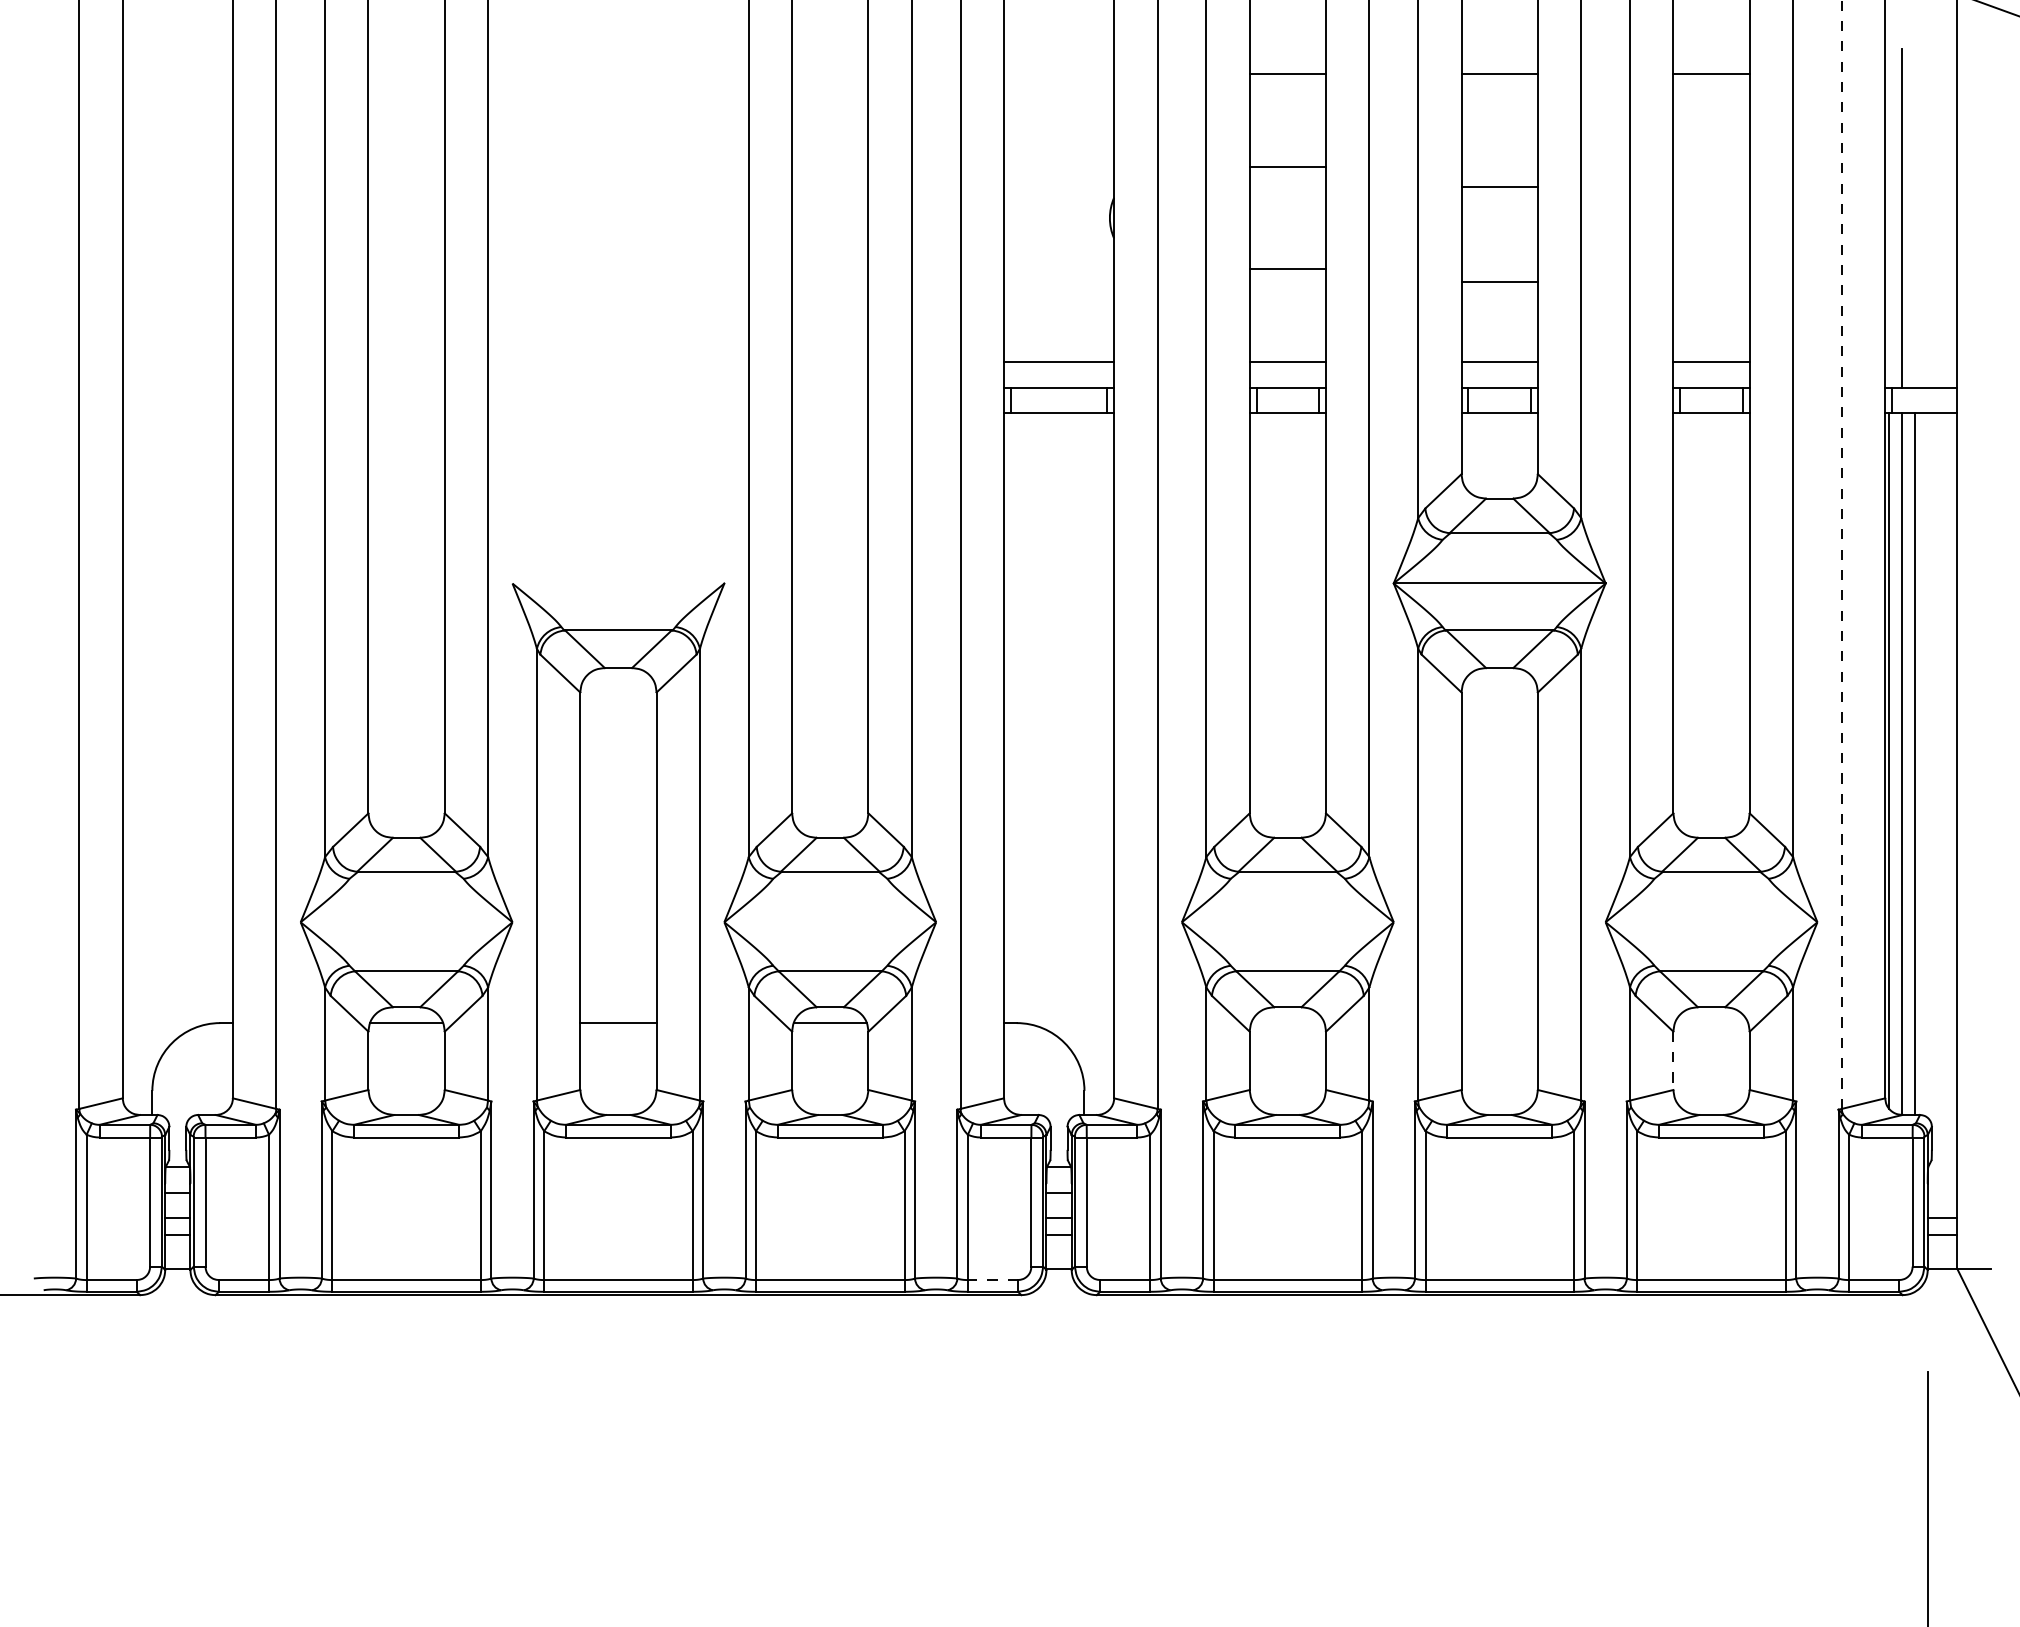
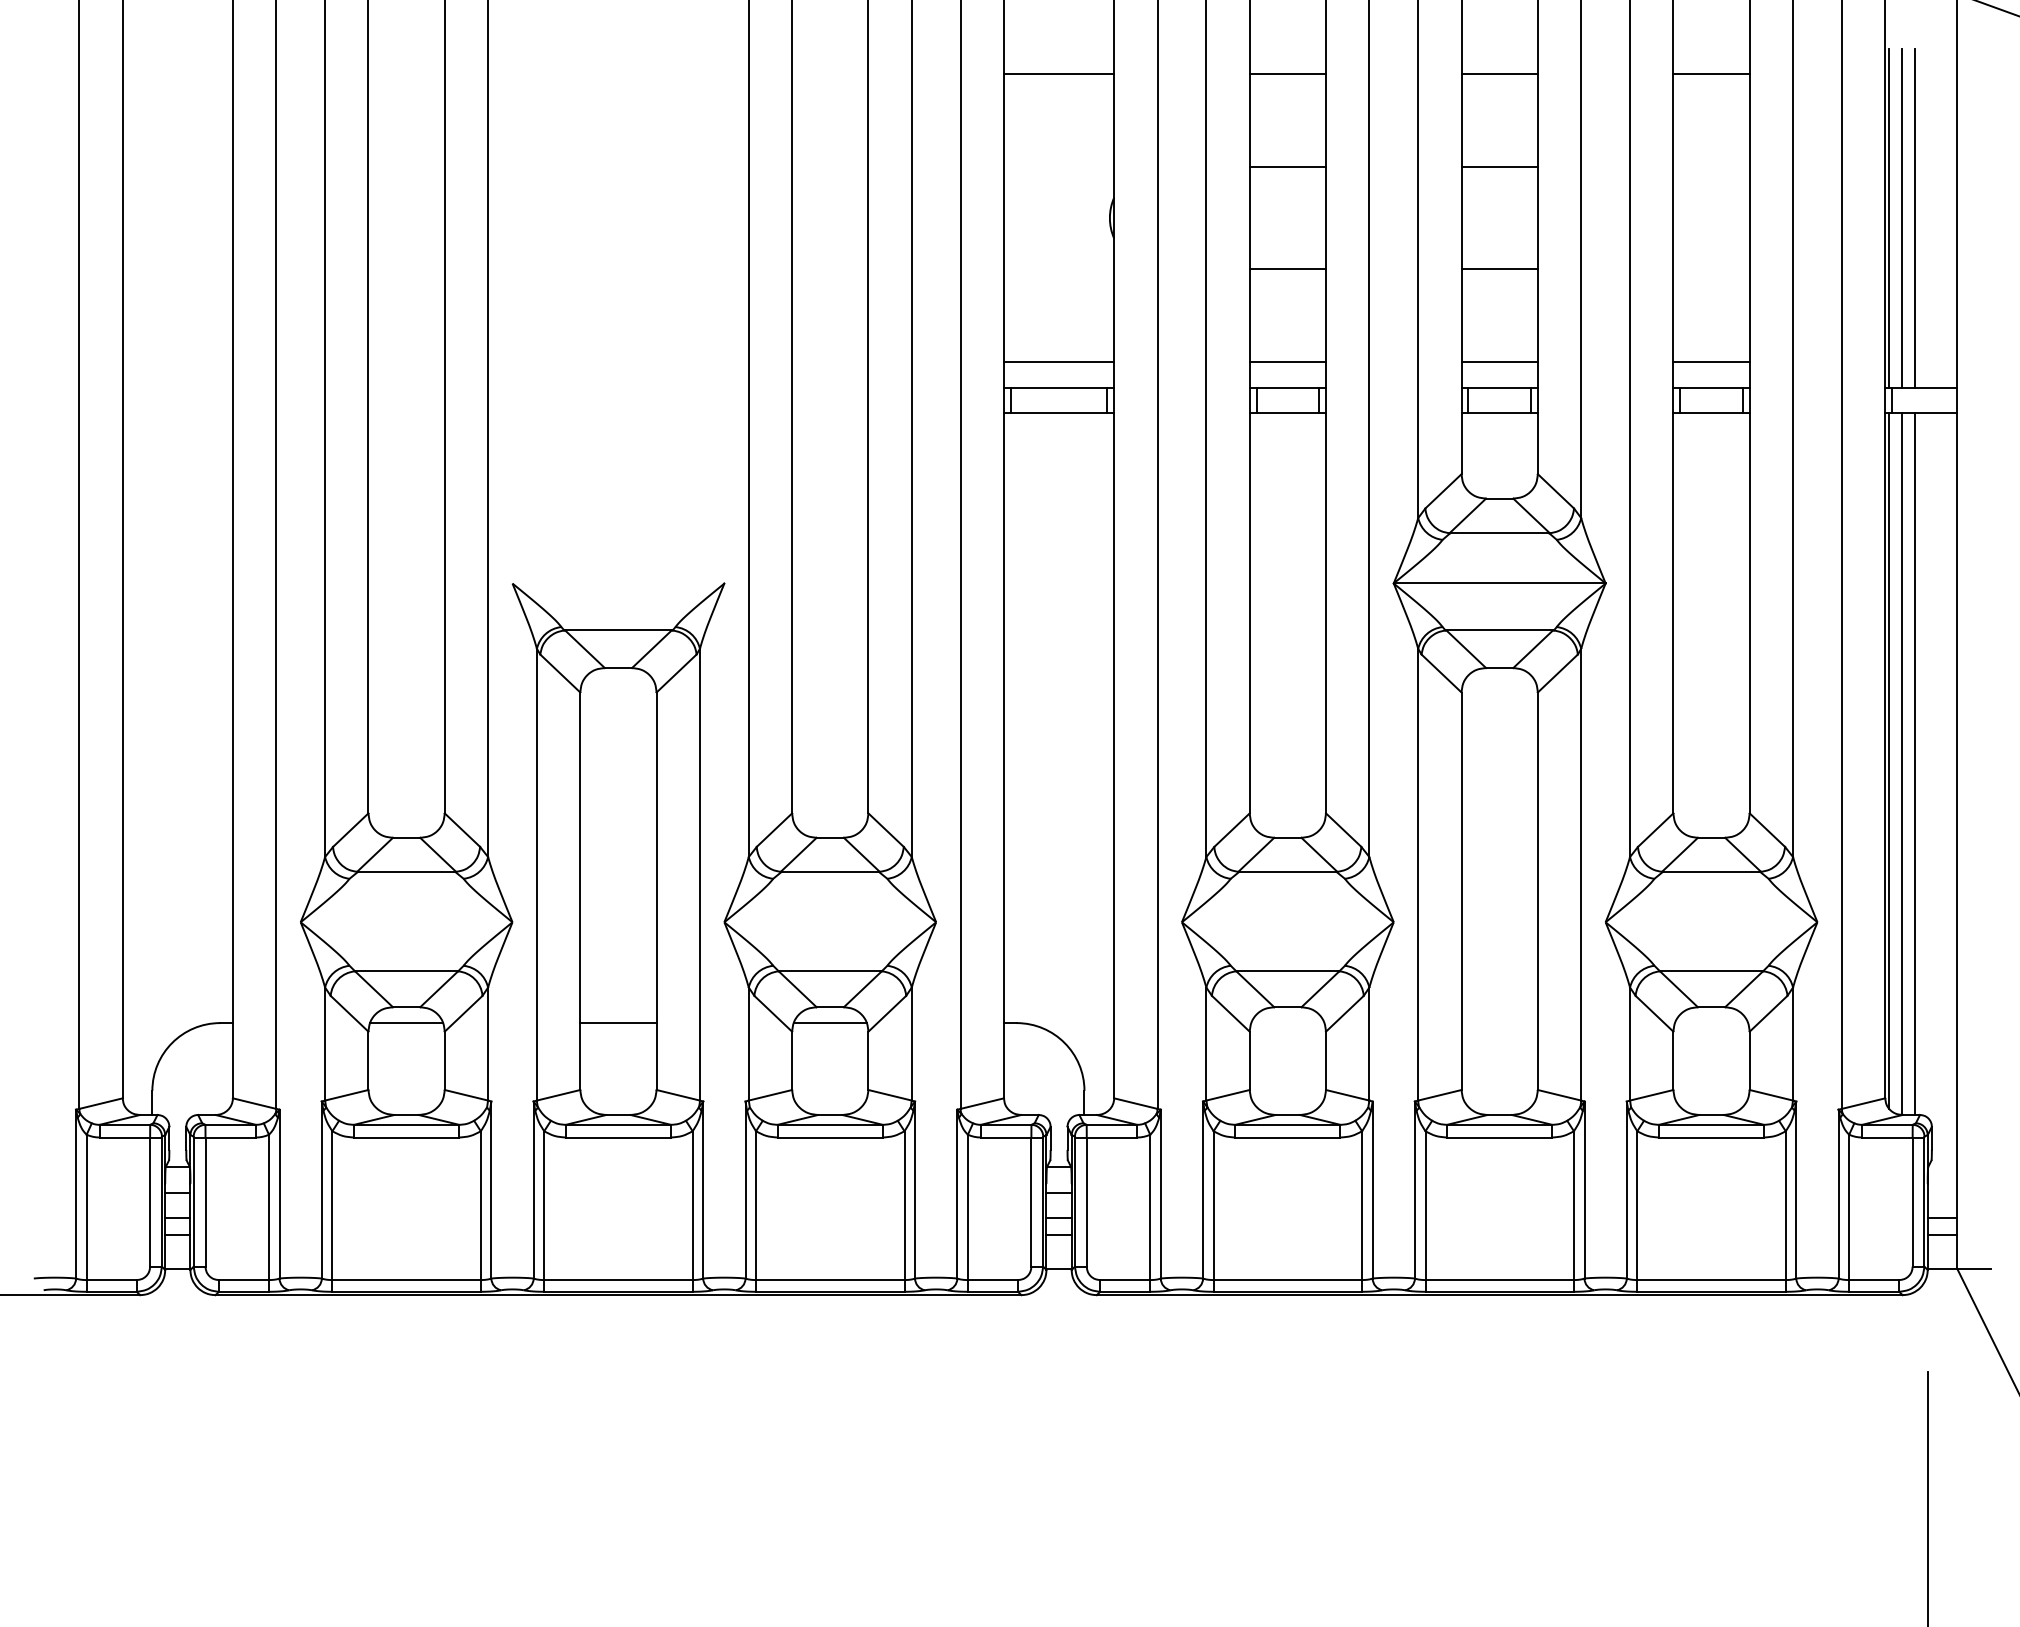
line: none -> present (1059, 74)
line position: (1499, 187) -> (1499, 167) (1499, 167)
line: none -> present (1889, 217)
line: none -> present (1914, 217)
line position: (1499, 281) -> (1499, 268) (1499, 268)
line: dashed -> solid (1841, 554)
line: dashed -> solid (1673, 1061)
line: dashed -> solid (992, 1280)
